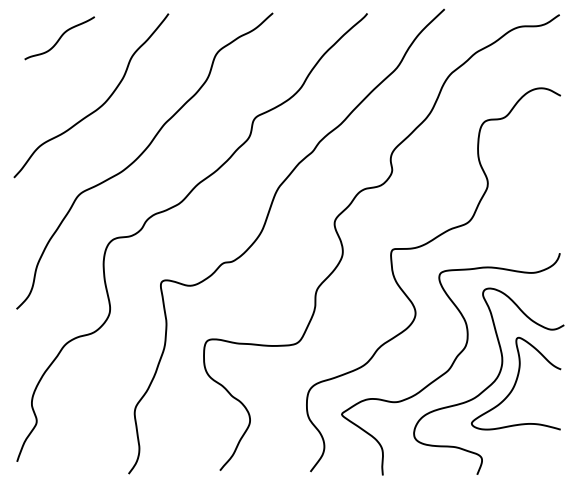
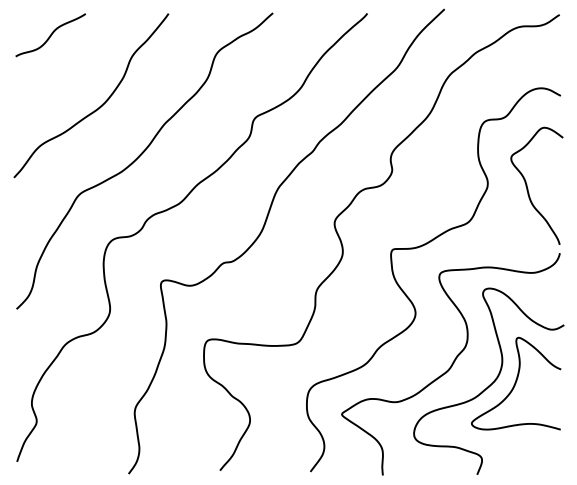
curve position: (59, 38) -> (50, 35) (50, 35)
curve: none -> present (528, 188)
